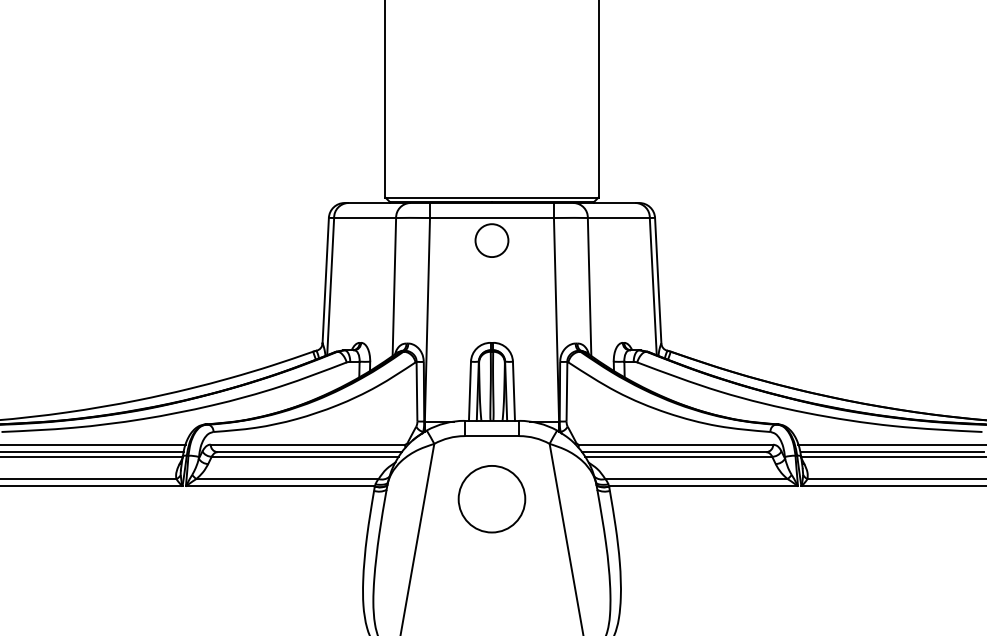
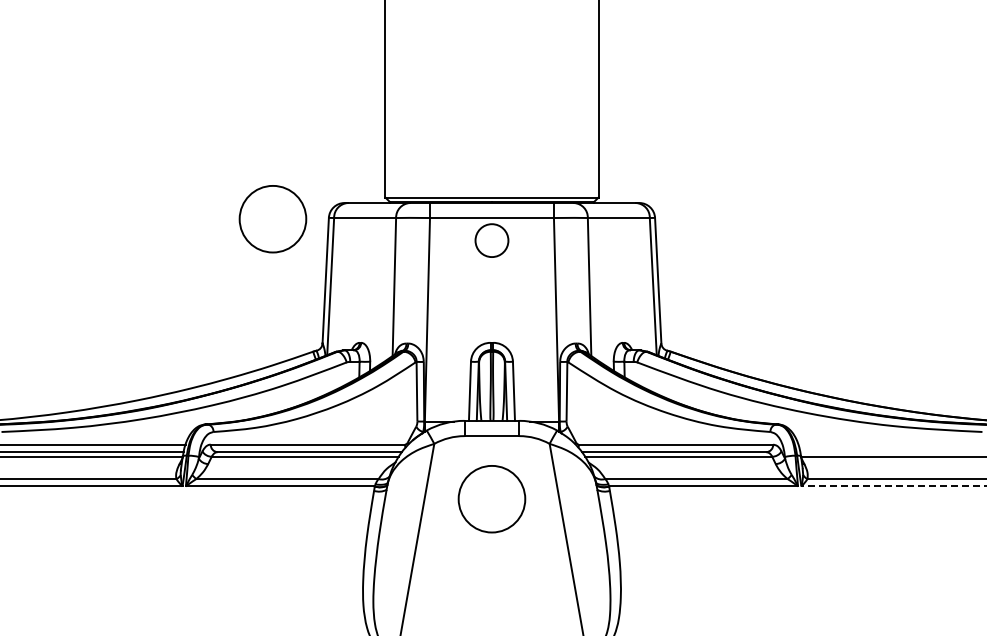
circle: none -> present (272, 219)
line: present -> none (890, 444)
line: present -> none (891, 452)
line: solid -> dashed (893, 486)
